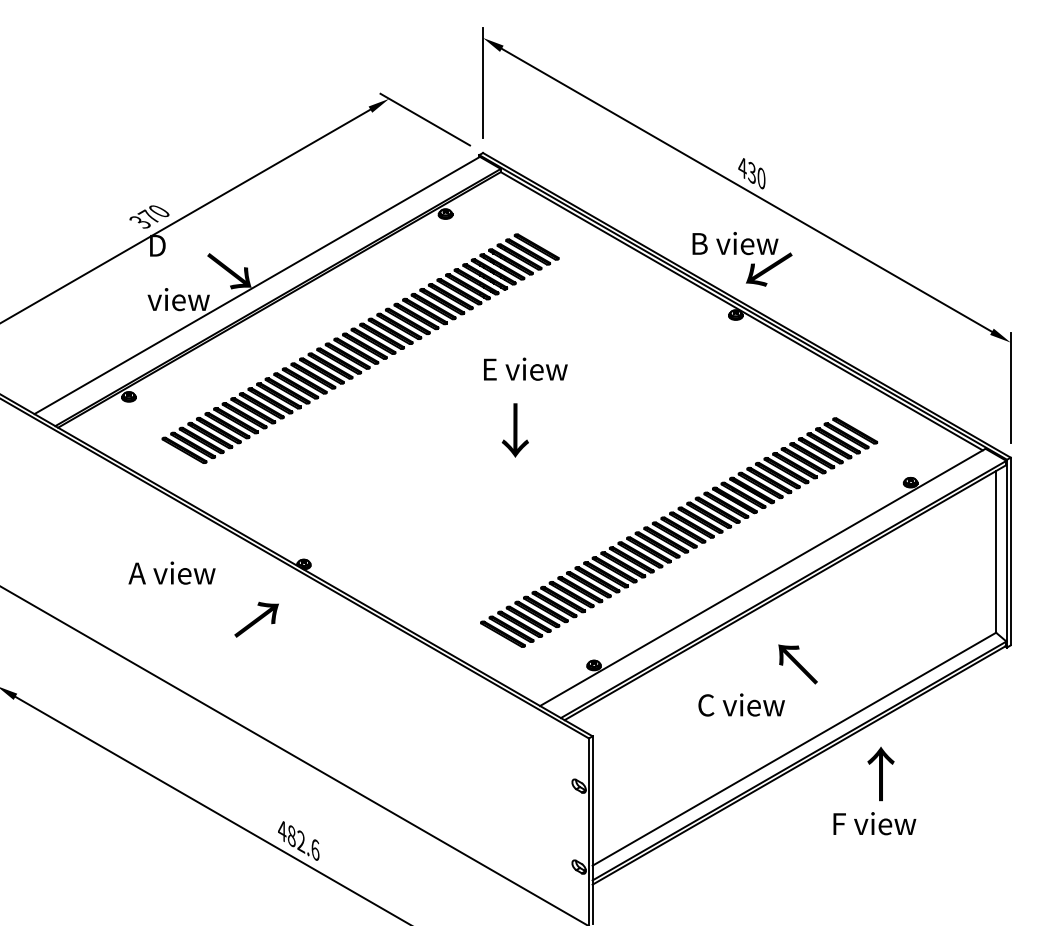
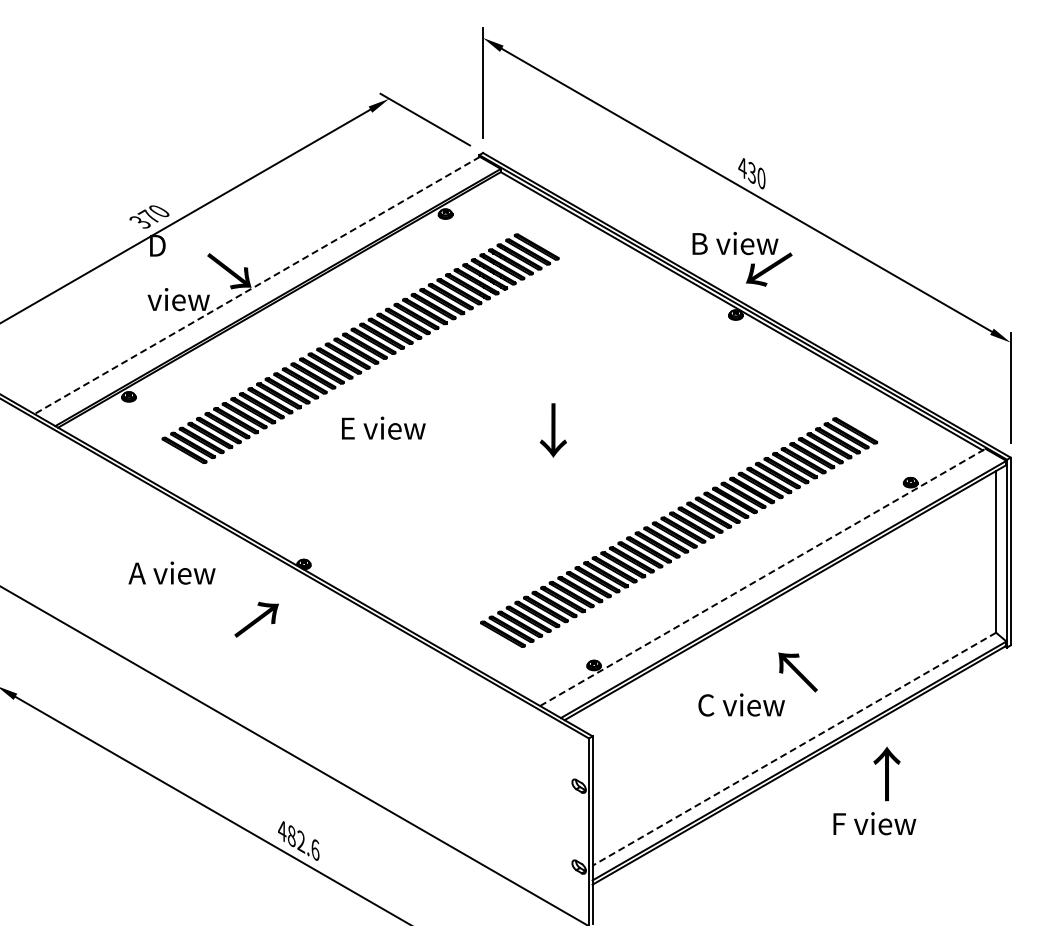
line: solid -> dashed (256, 285)
text position: (525, 368) -> (383, 427) (383, 427)
text position: (514, 430) -> (552, 430) (552, 430)
line: solid -> dashed (763, 577)
text position: (797, 664) -> (797, 672) (797, 672)
line: solid -> dashed (794, 749)
text position: (880, 773) -> (886, 773) (886, 773)
